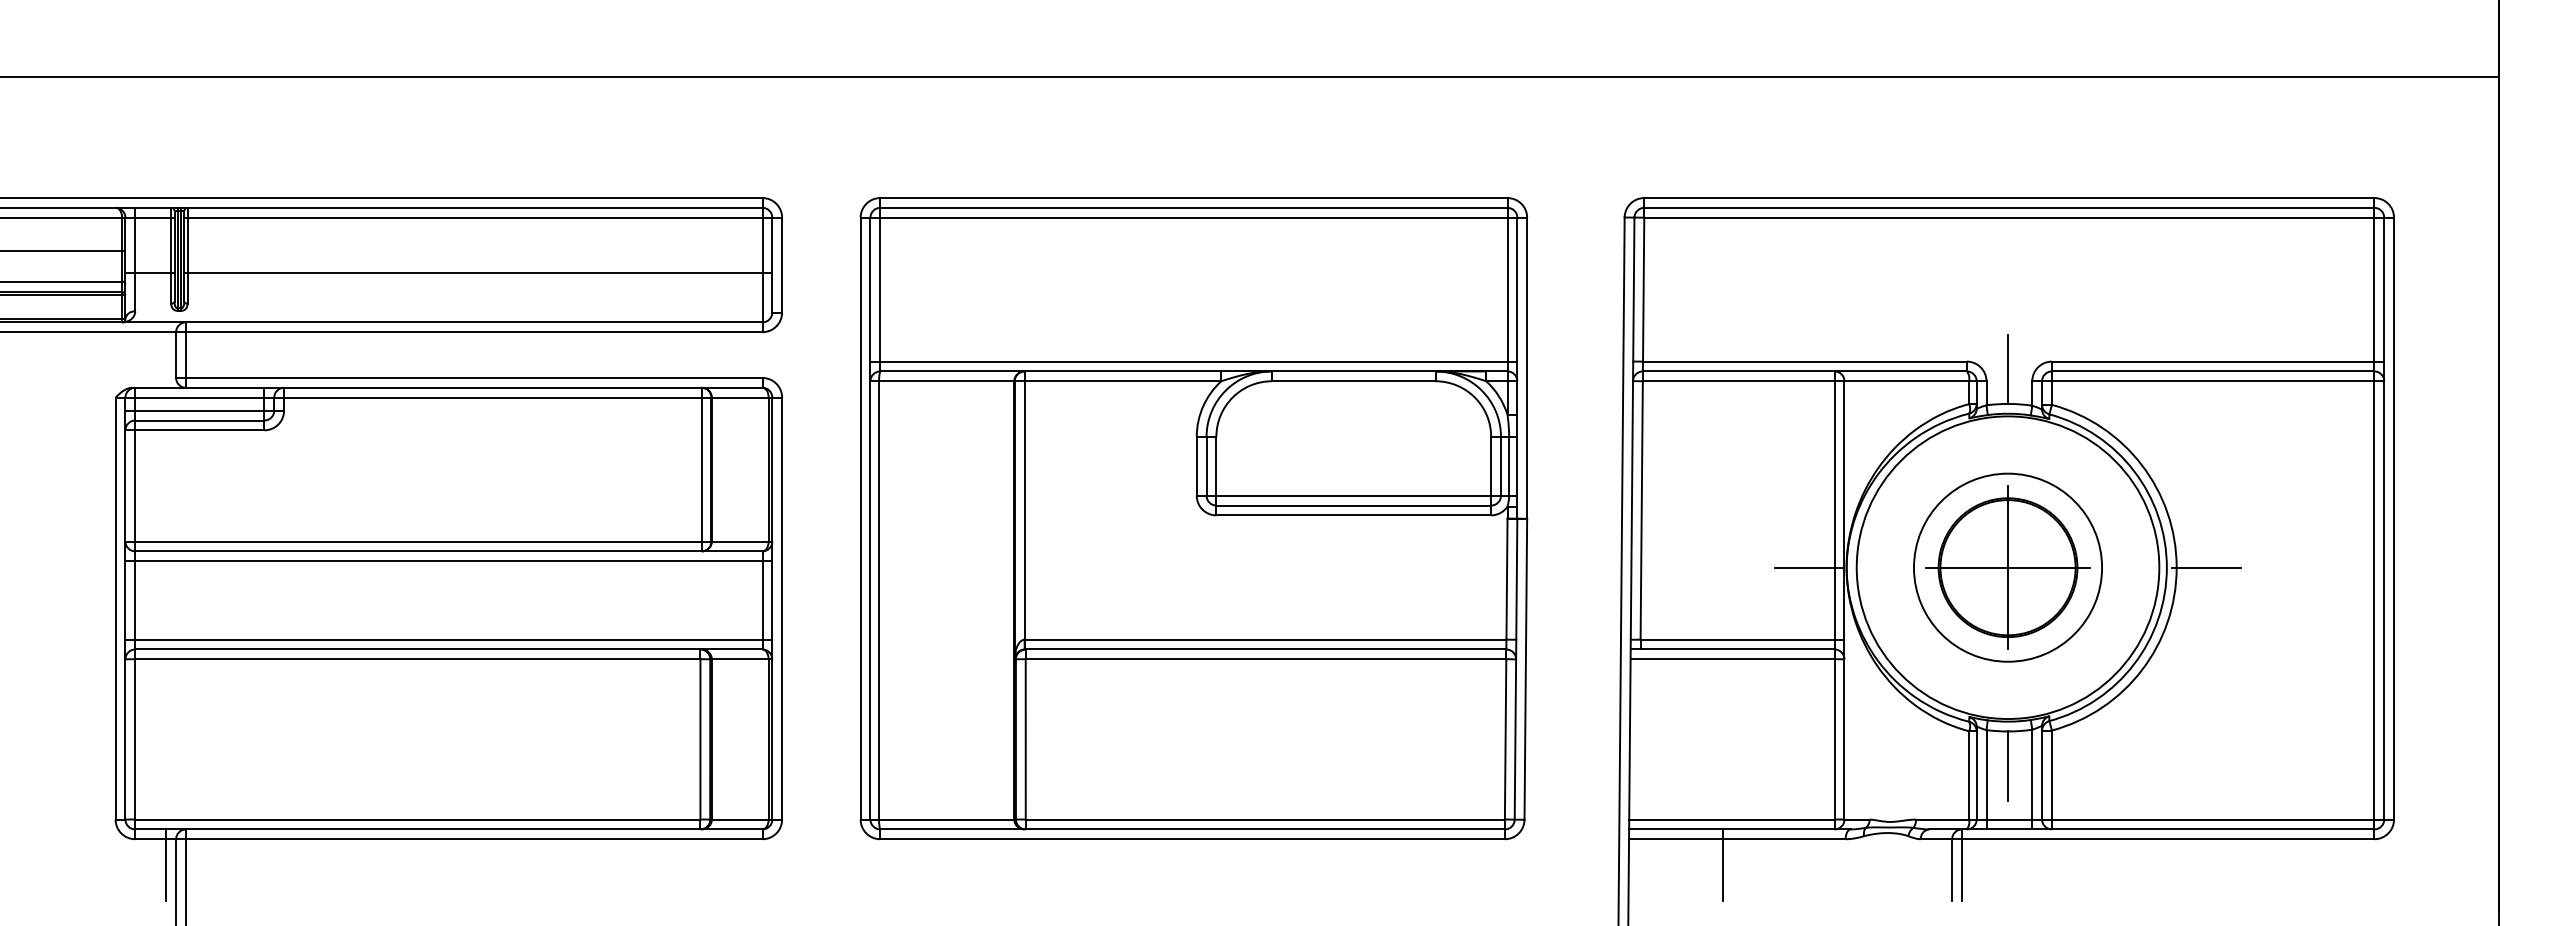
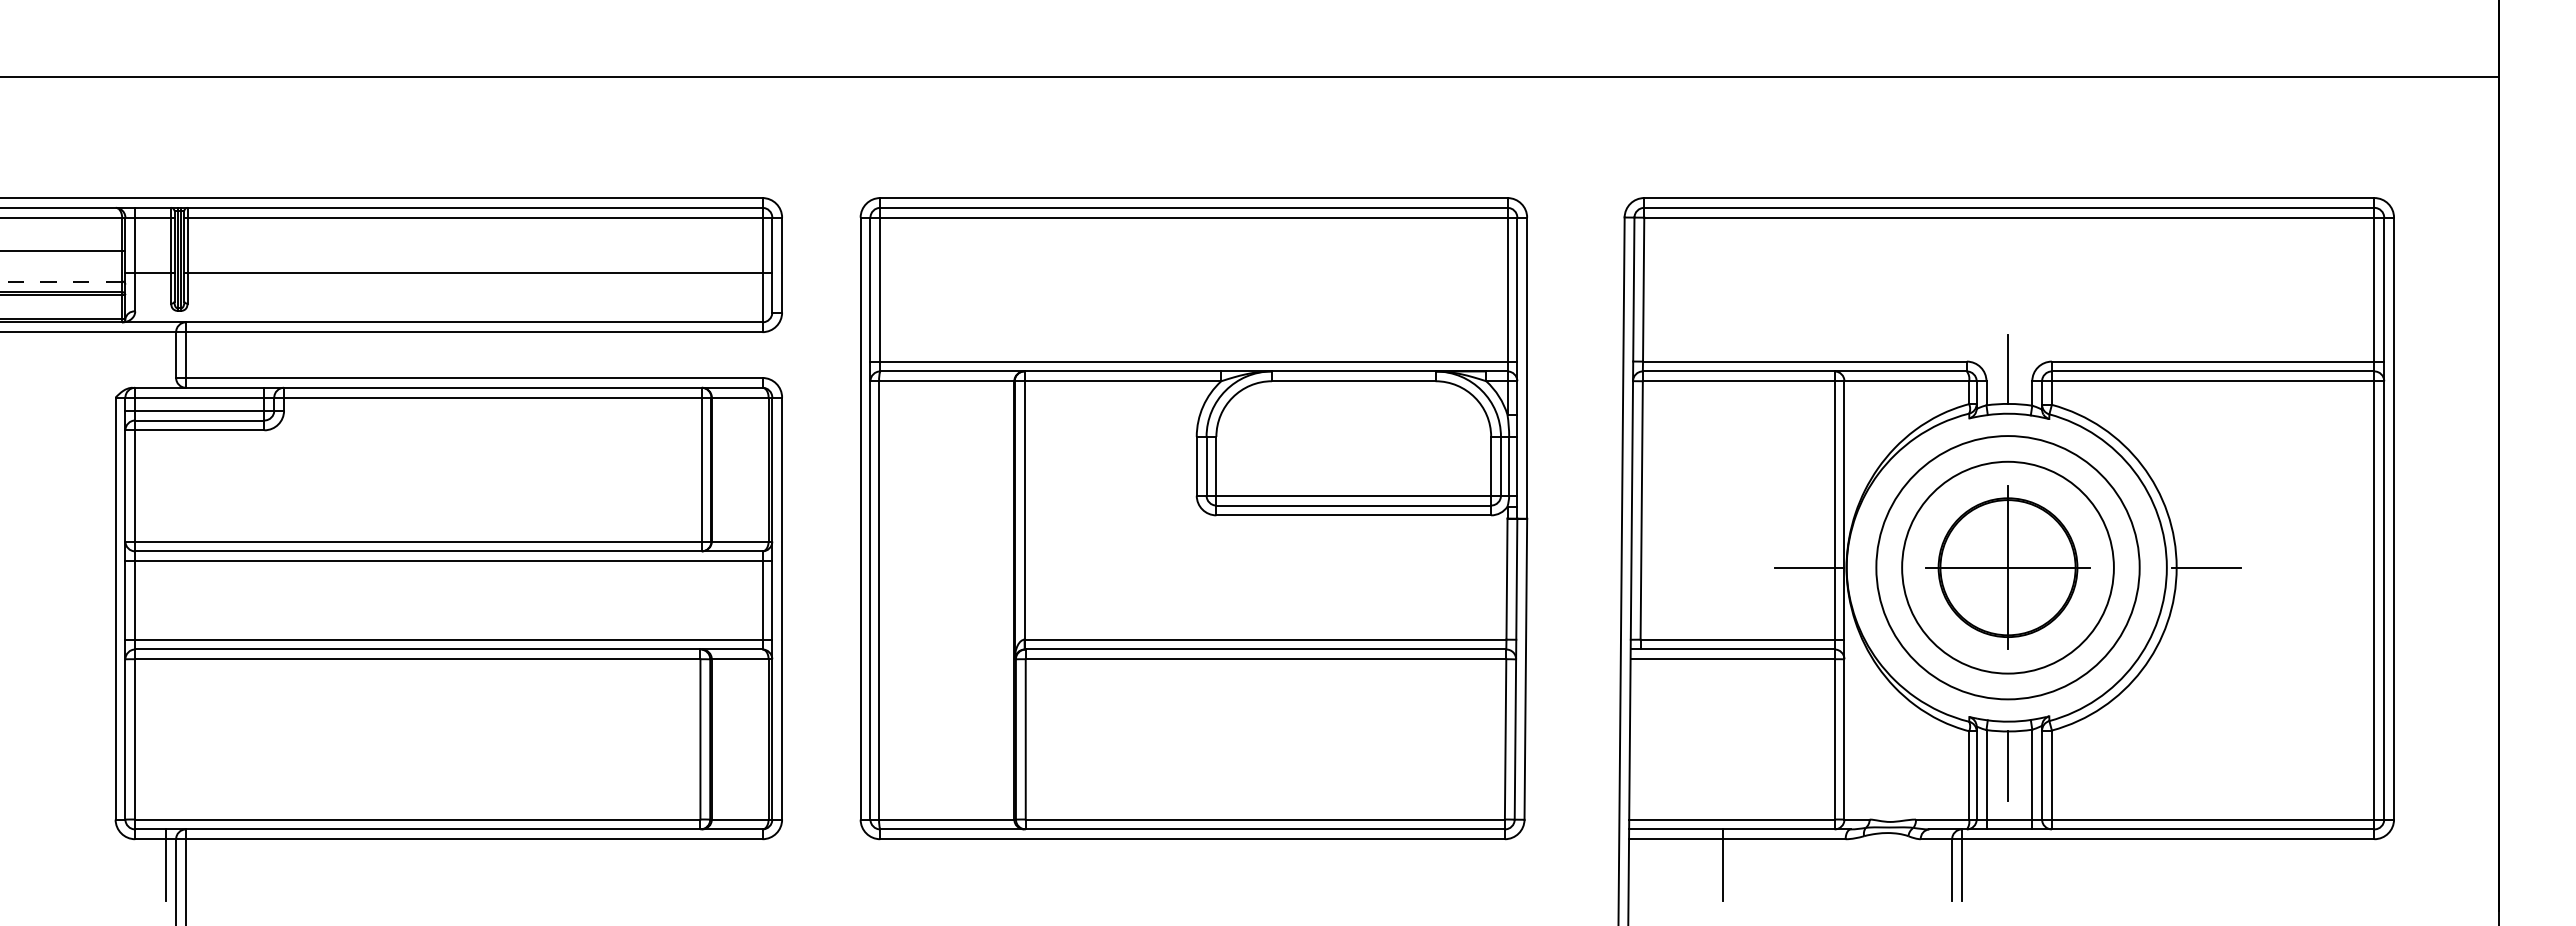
line: solid -> dashed (61, 281)
circle diameter: 188 px -> 263 px (2007, 567)
circle diameter: 303 px -> 212 px (2007, 567)
